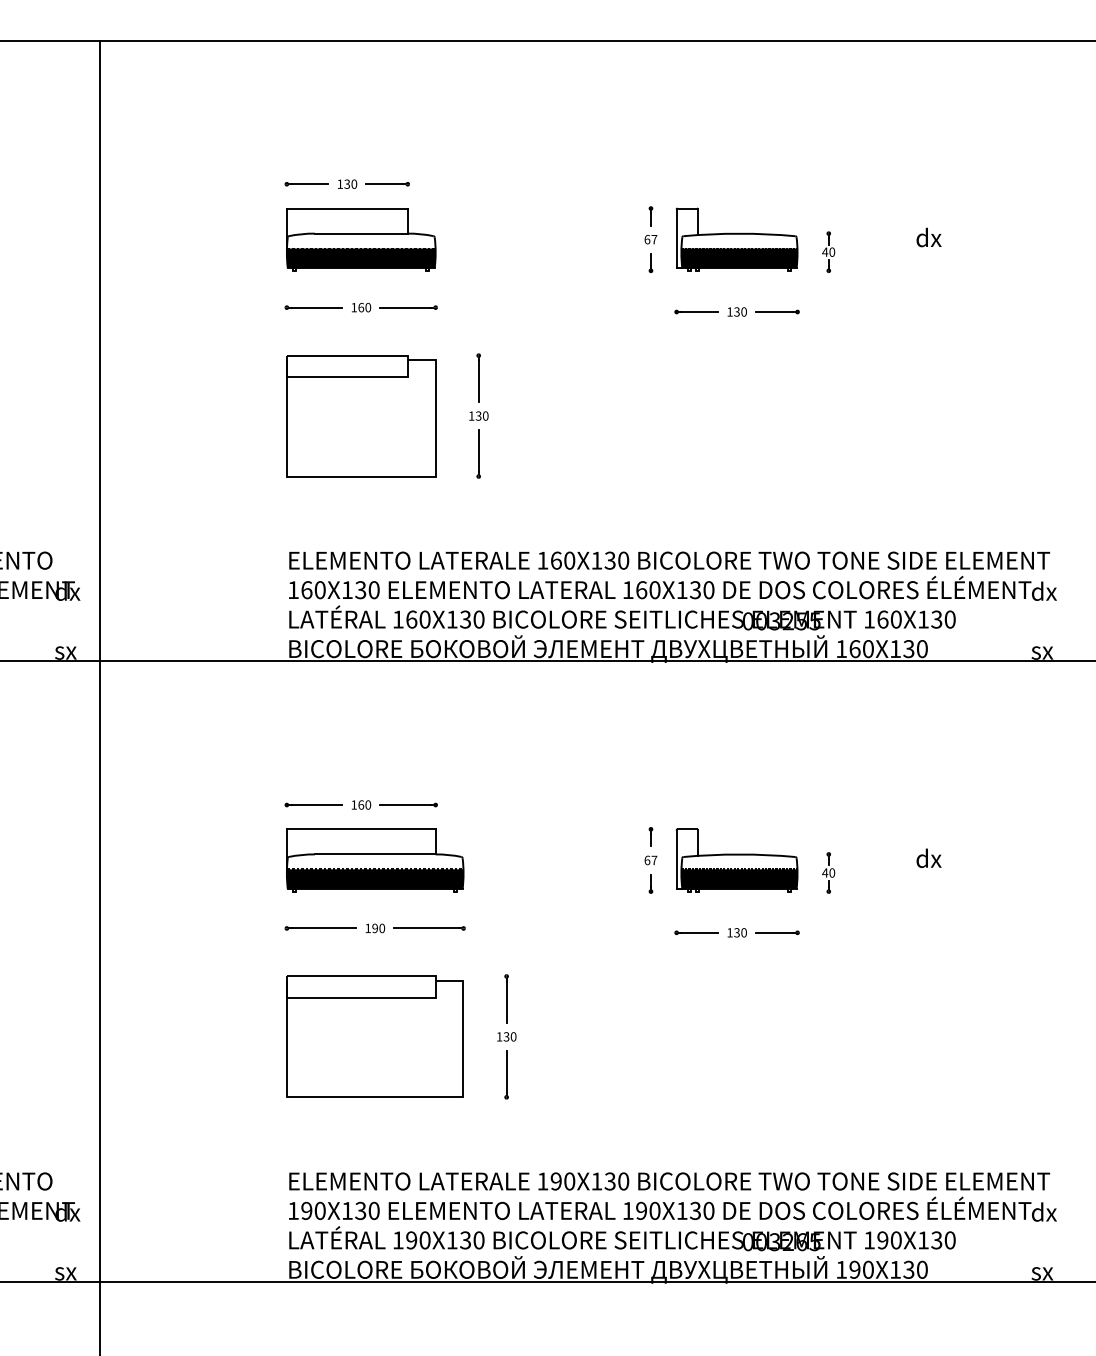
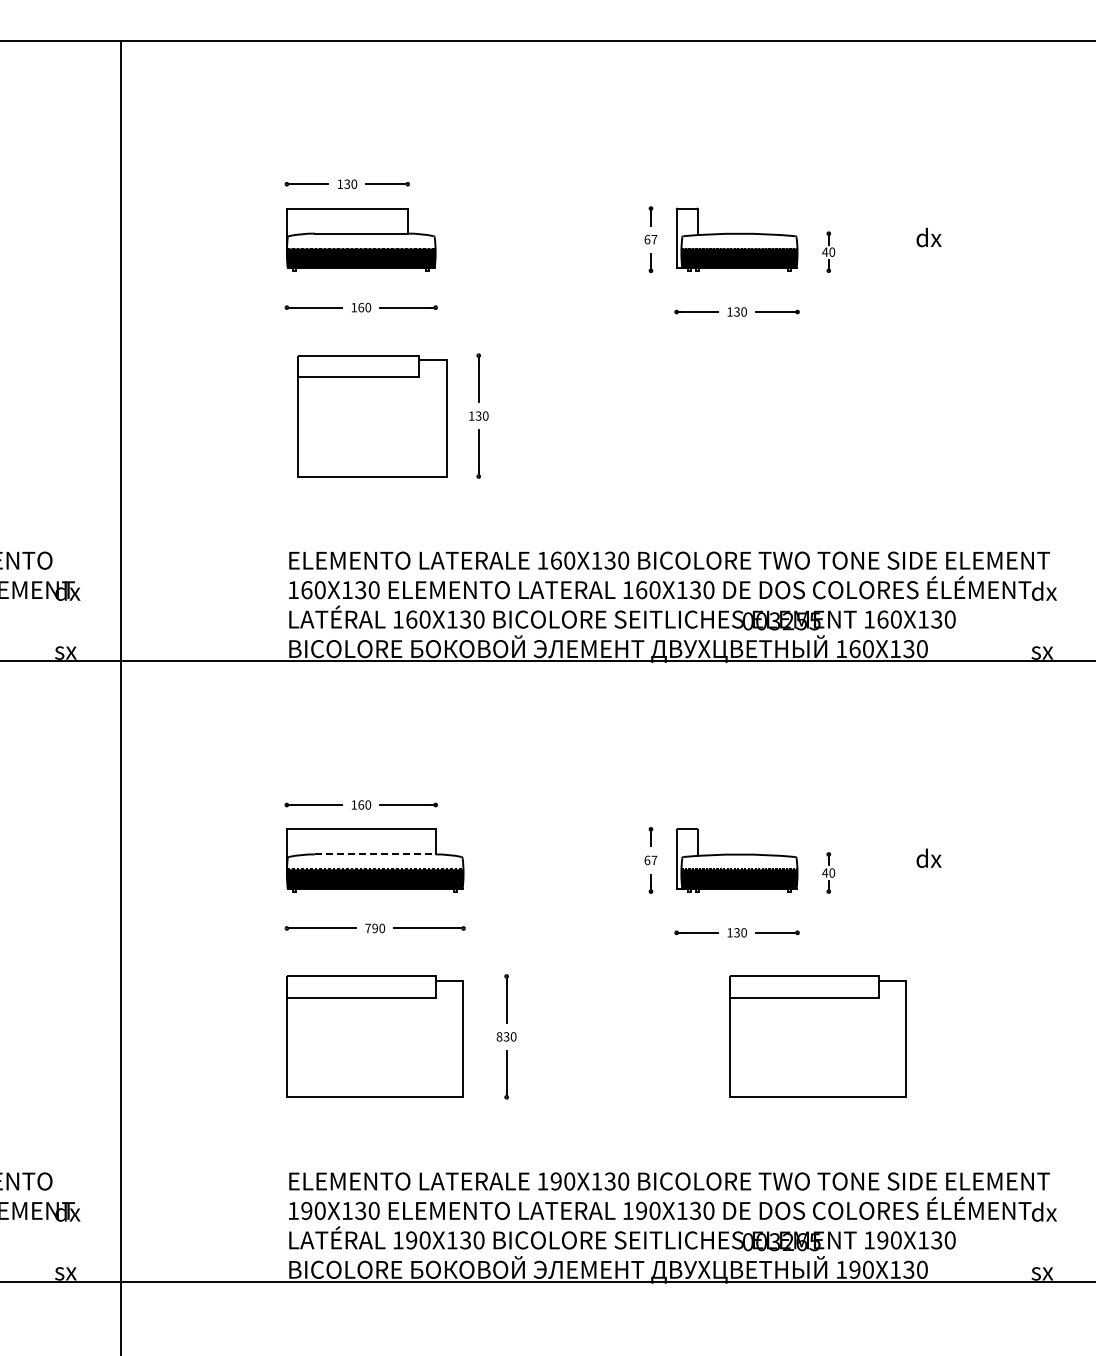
part position: (361, 416) -> (372, 416) (372, 416)
line position: (99, 696) -> (120, 696) (120, 696)
line: solid -> dashed (375, 854)
text: 190 -> 790 (367, 928)
text: 130 -> 830 (499, 1036)
part: none -> present (817, 1036)
